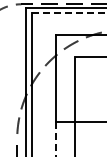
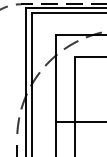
line: dashed -> solid (69, 13)
line: dashed -> solid (55, 139)
